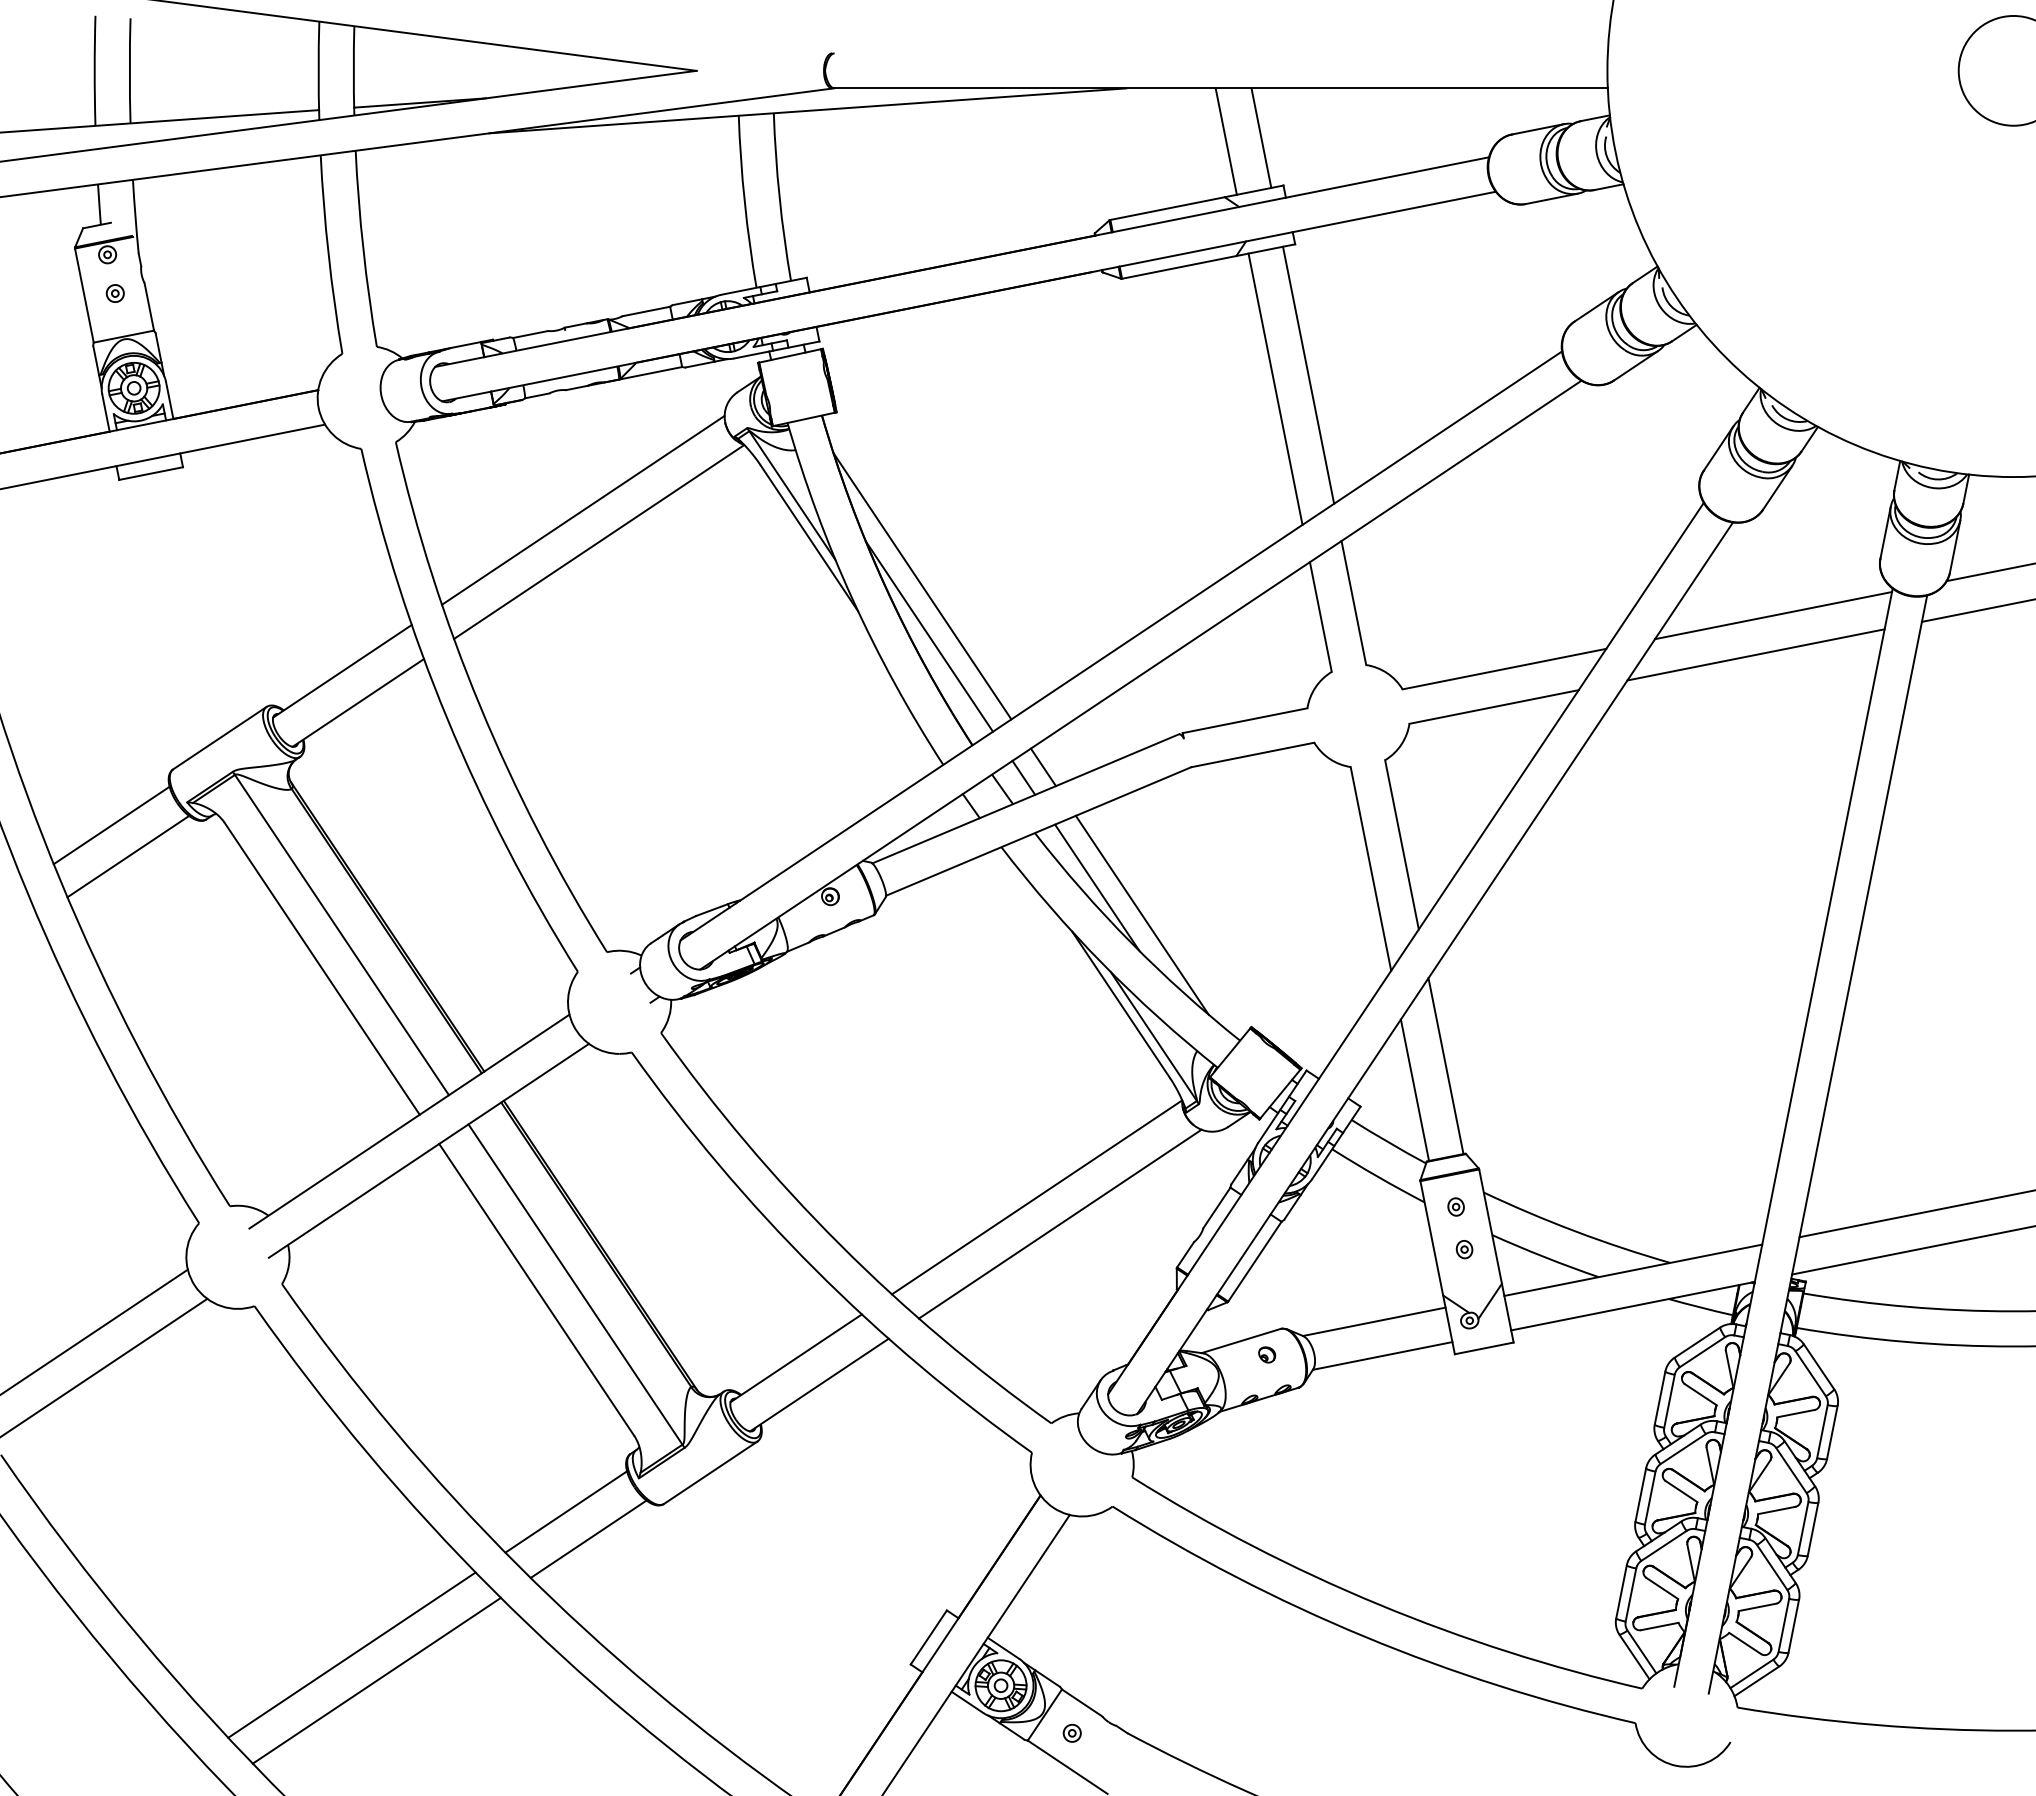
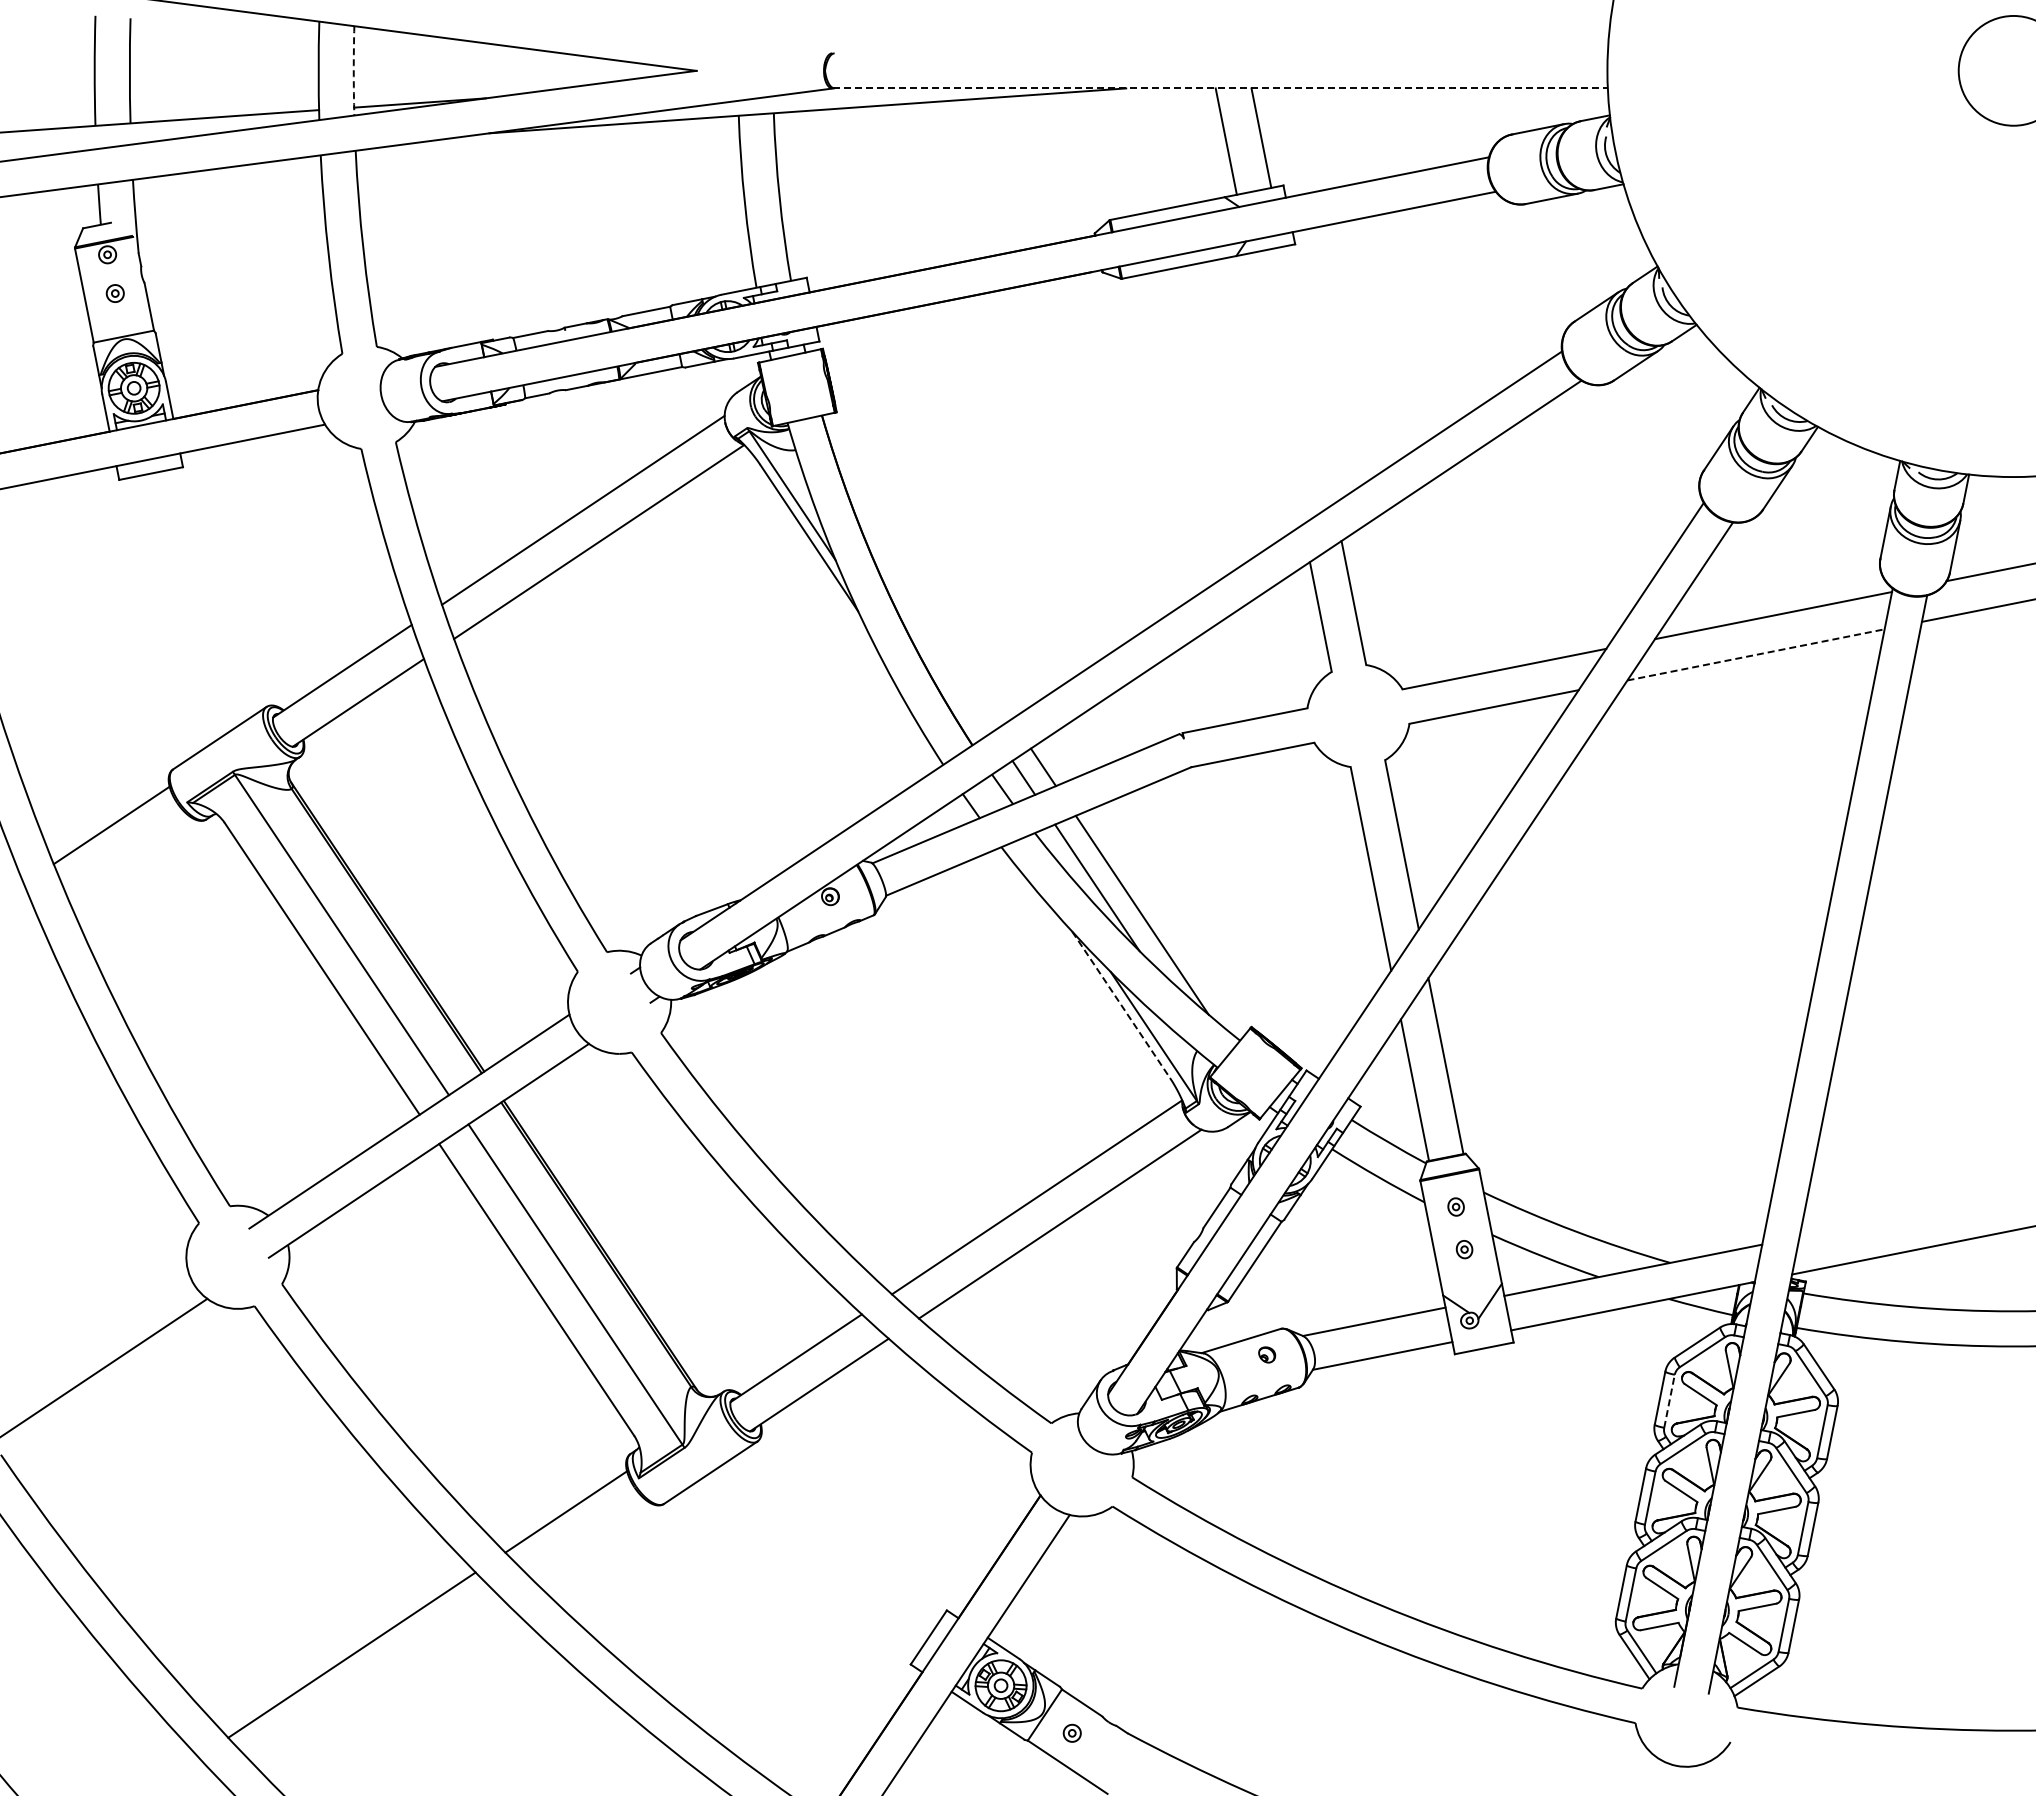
arc: solid -> dashed (353, 70)
line: solid -> dashed (1221, 88)
line: present -> none (1308, 374)
line: present -> none (1275, 388)
line: present -> none (922, 586)
line: present -> none (928, 636)
line: solid -> dashed (1756, 654)
line: present -> none (128, 856)
line: solid -> dashed (1121, 1004)
line: present -> none (1915, 1213)
line: present -> none (94, 1331)
line: solid -> dashed (1669, 1400)
line: present -> none (588, 1538)
line: present -> none (376, 1680)
